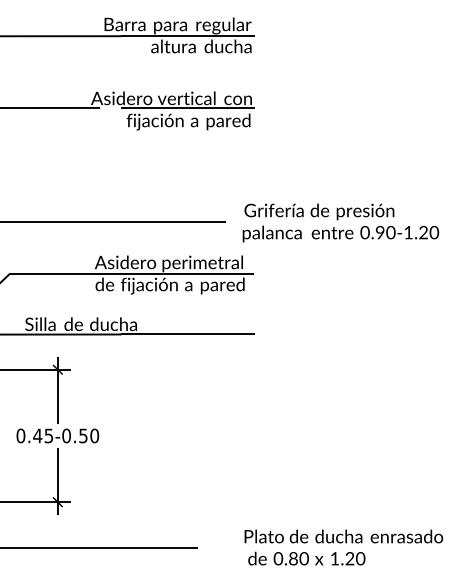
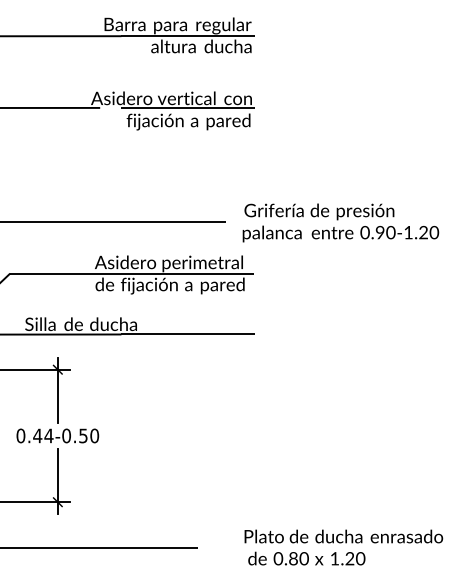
text: 0.45-0.50 -> 0.44-0.50 (48, 435)
